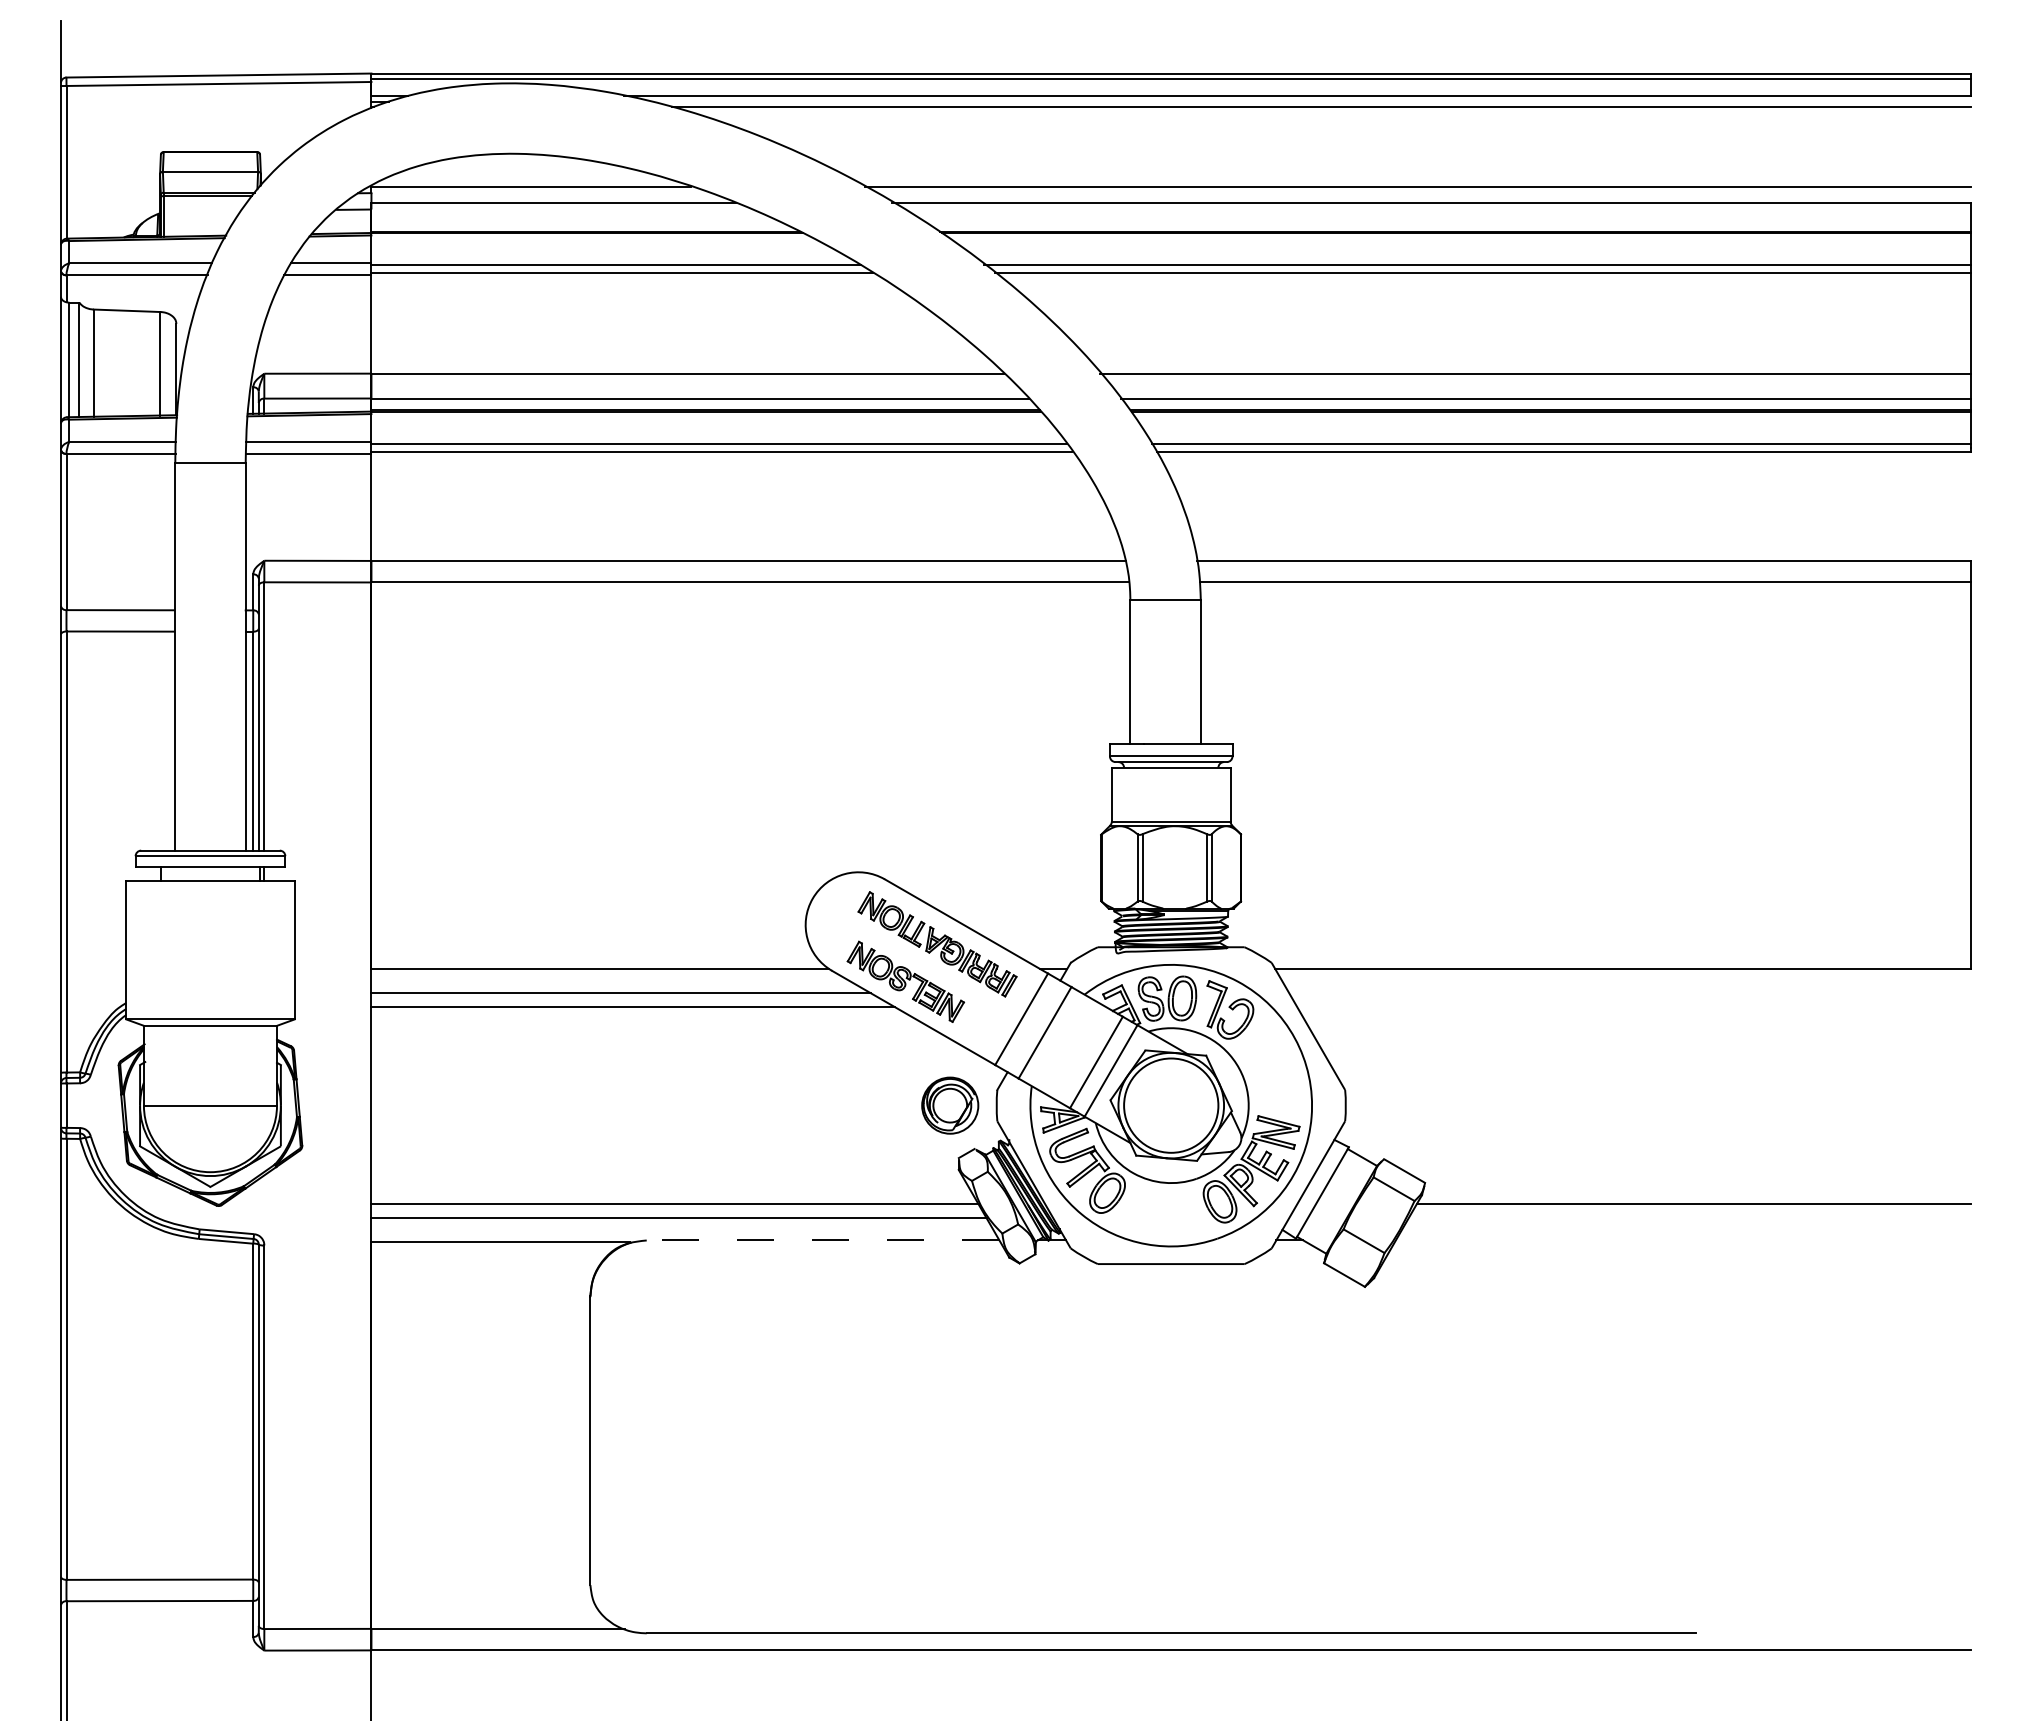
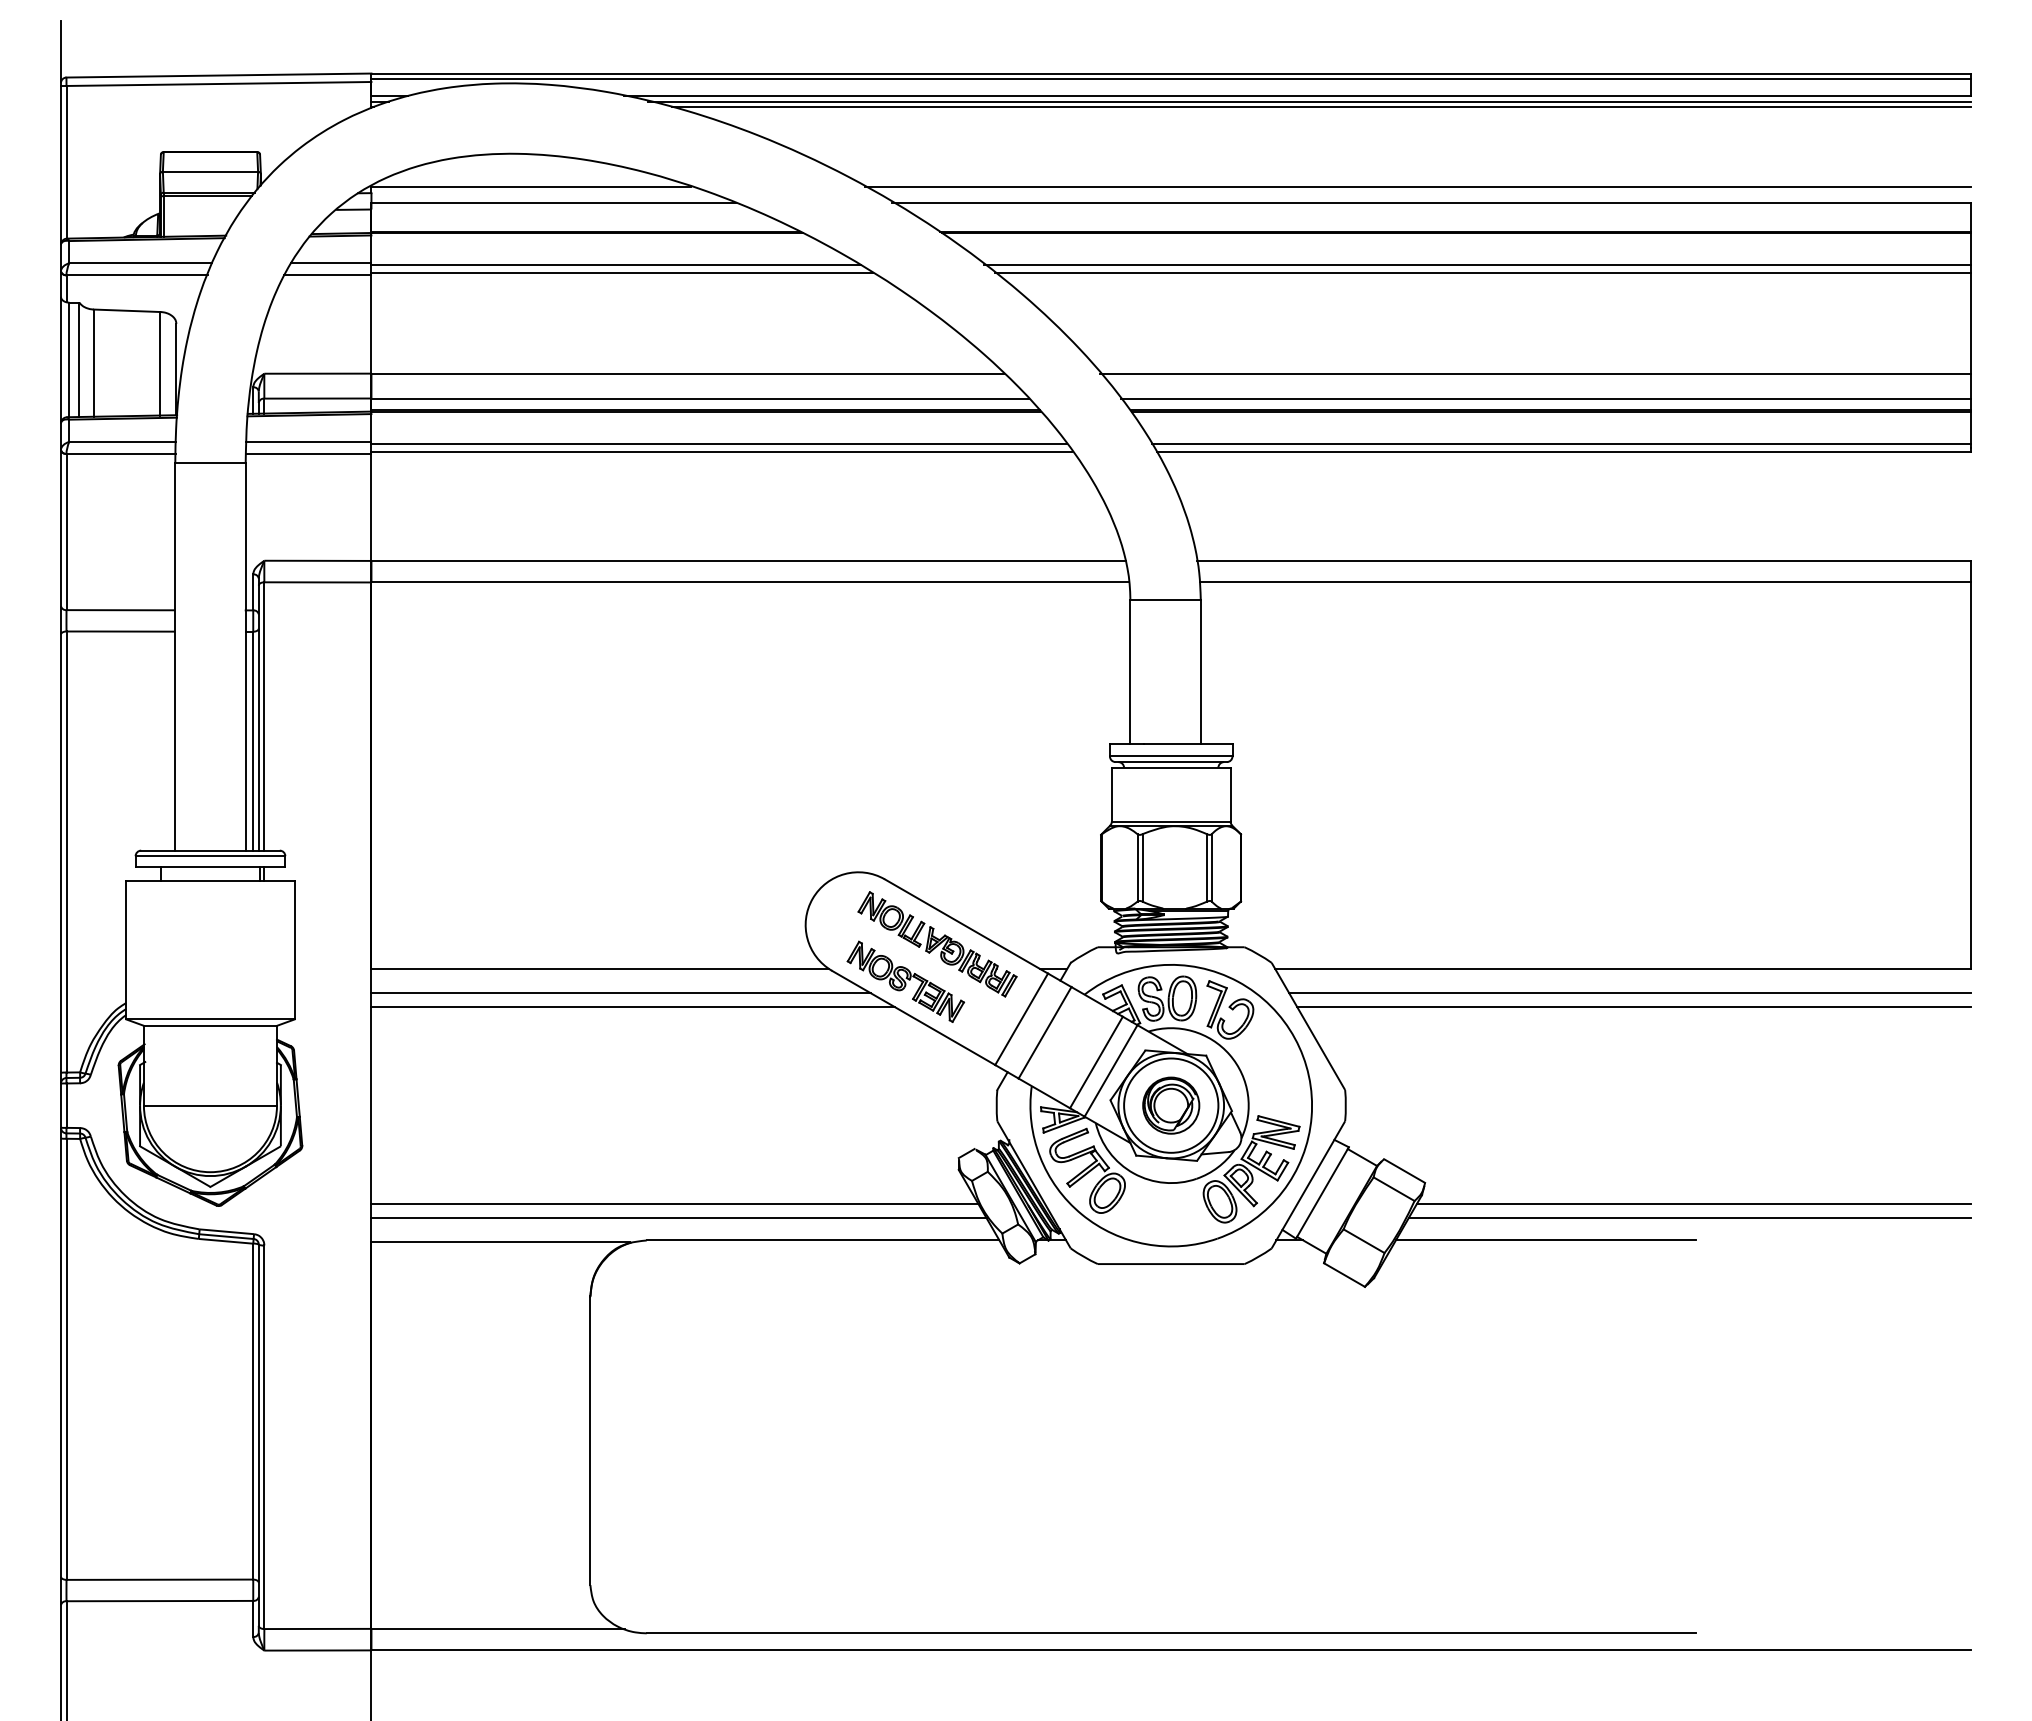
line: none -> present (1309, 101)
line: none -> present (1630, 993)
line: none -> present (1634, 1007)
part position: (950, 1105) -> (1171, 1105) (1171, 1105)
line: none -> present (1689, 1218)
line: dashed -> solid (822, 1240)
line: none -> present (1545, 1240)
